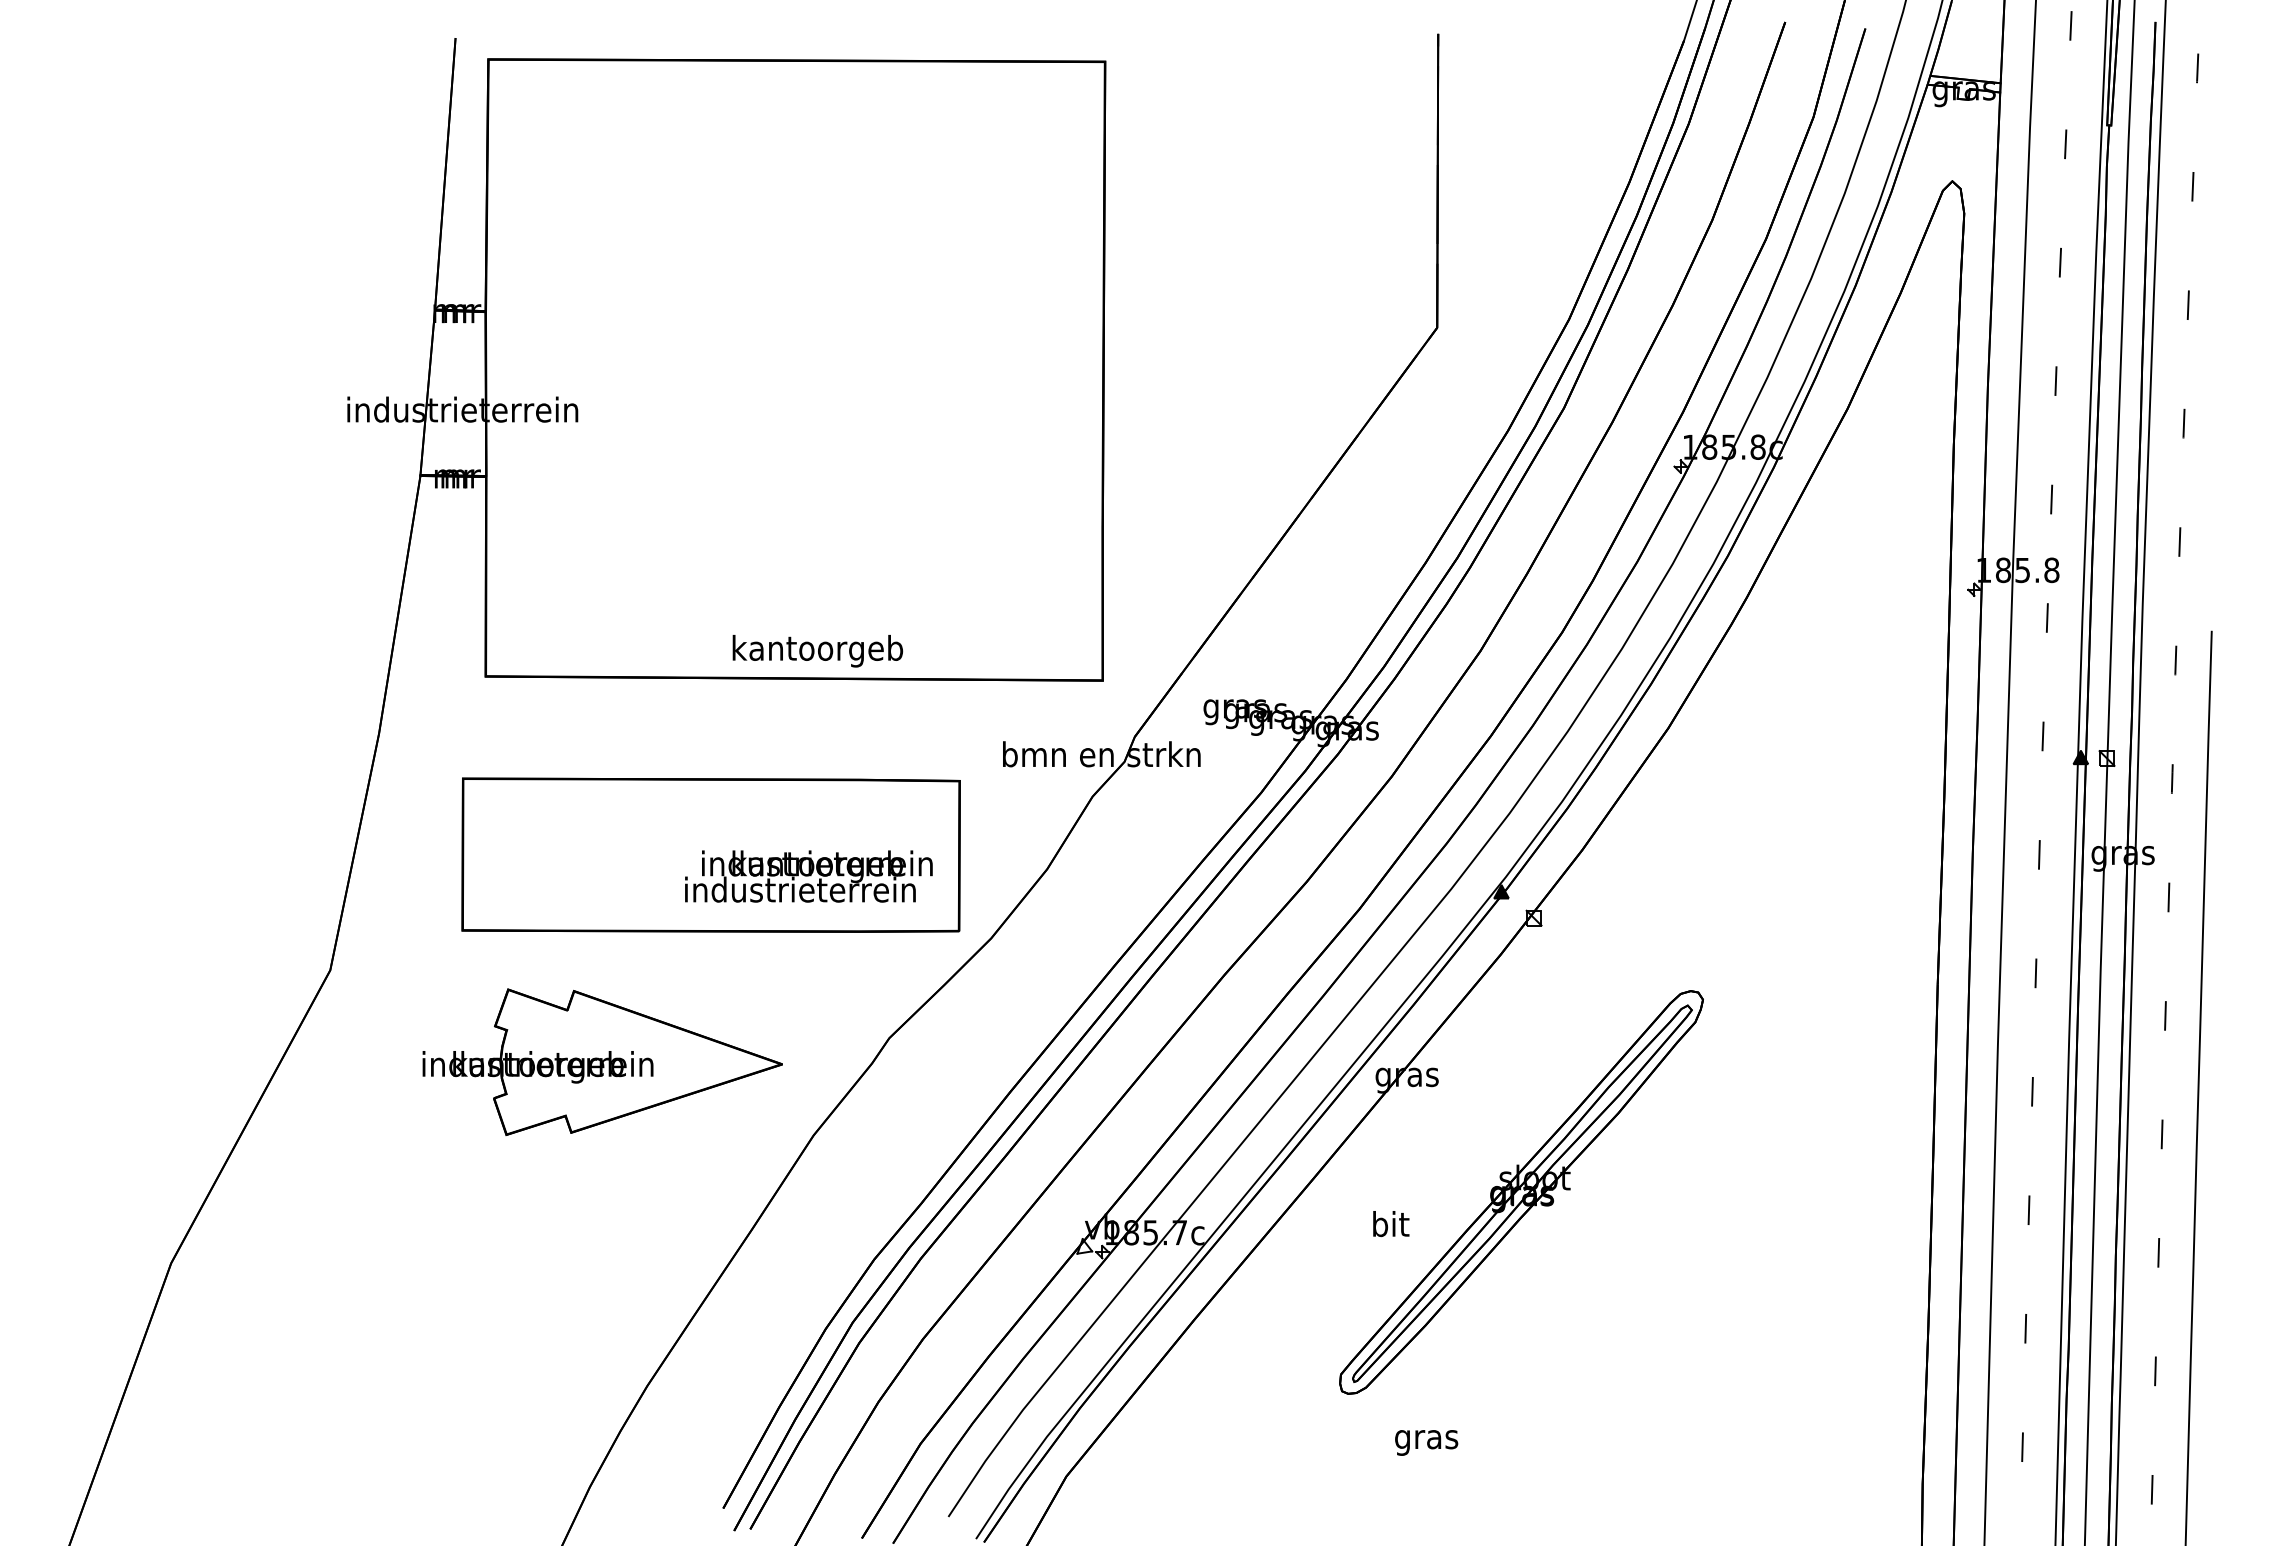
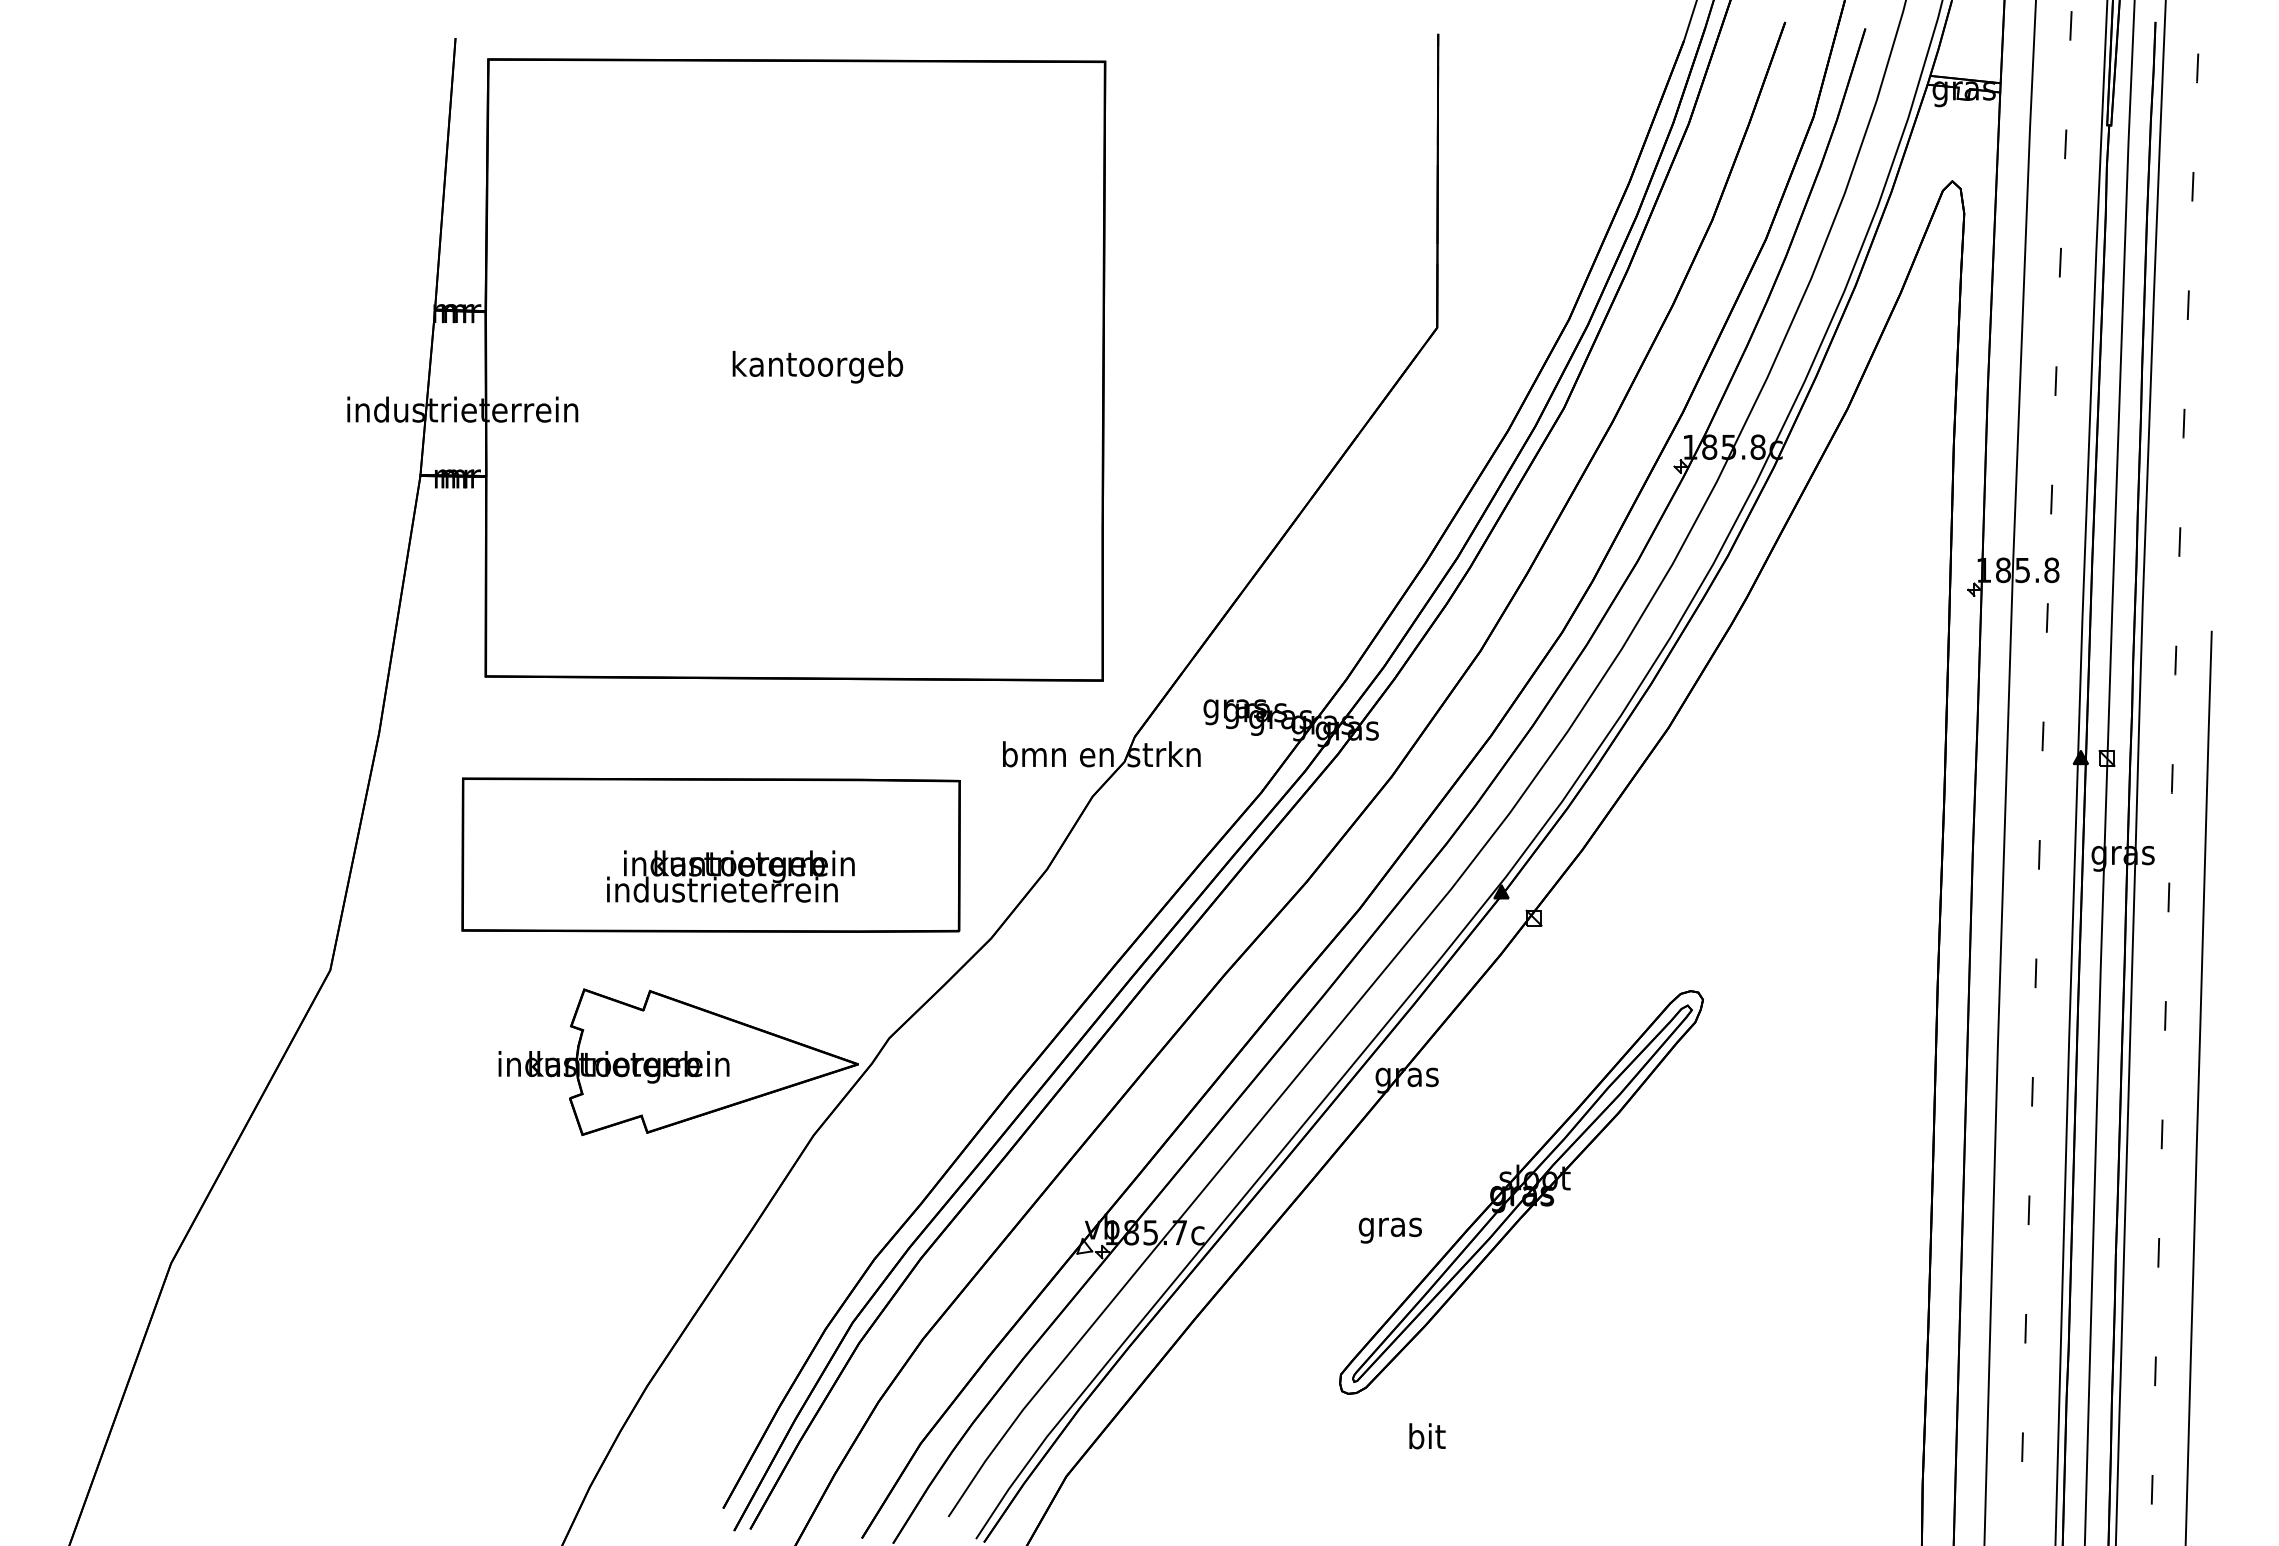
text position: (817, 651) -> (817, 367) (817, 367)
text position: (808, 876) -> (730, 876) (730, 876)
part position: (602, 1061) -> (678, 1061) (678, 1061)
text: bit -> gras (1389, 1227)
text: gras -> bit (1426, 1439)
